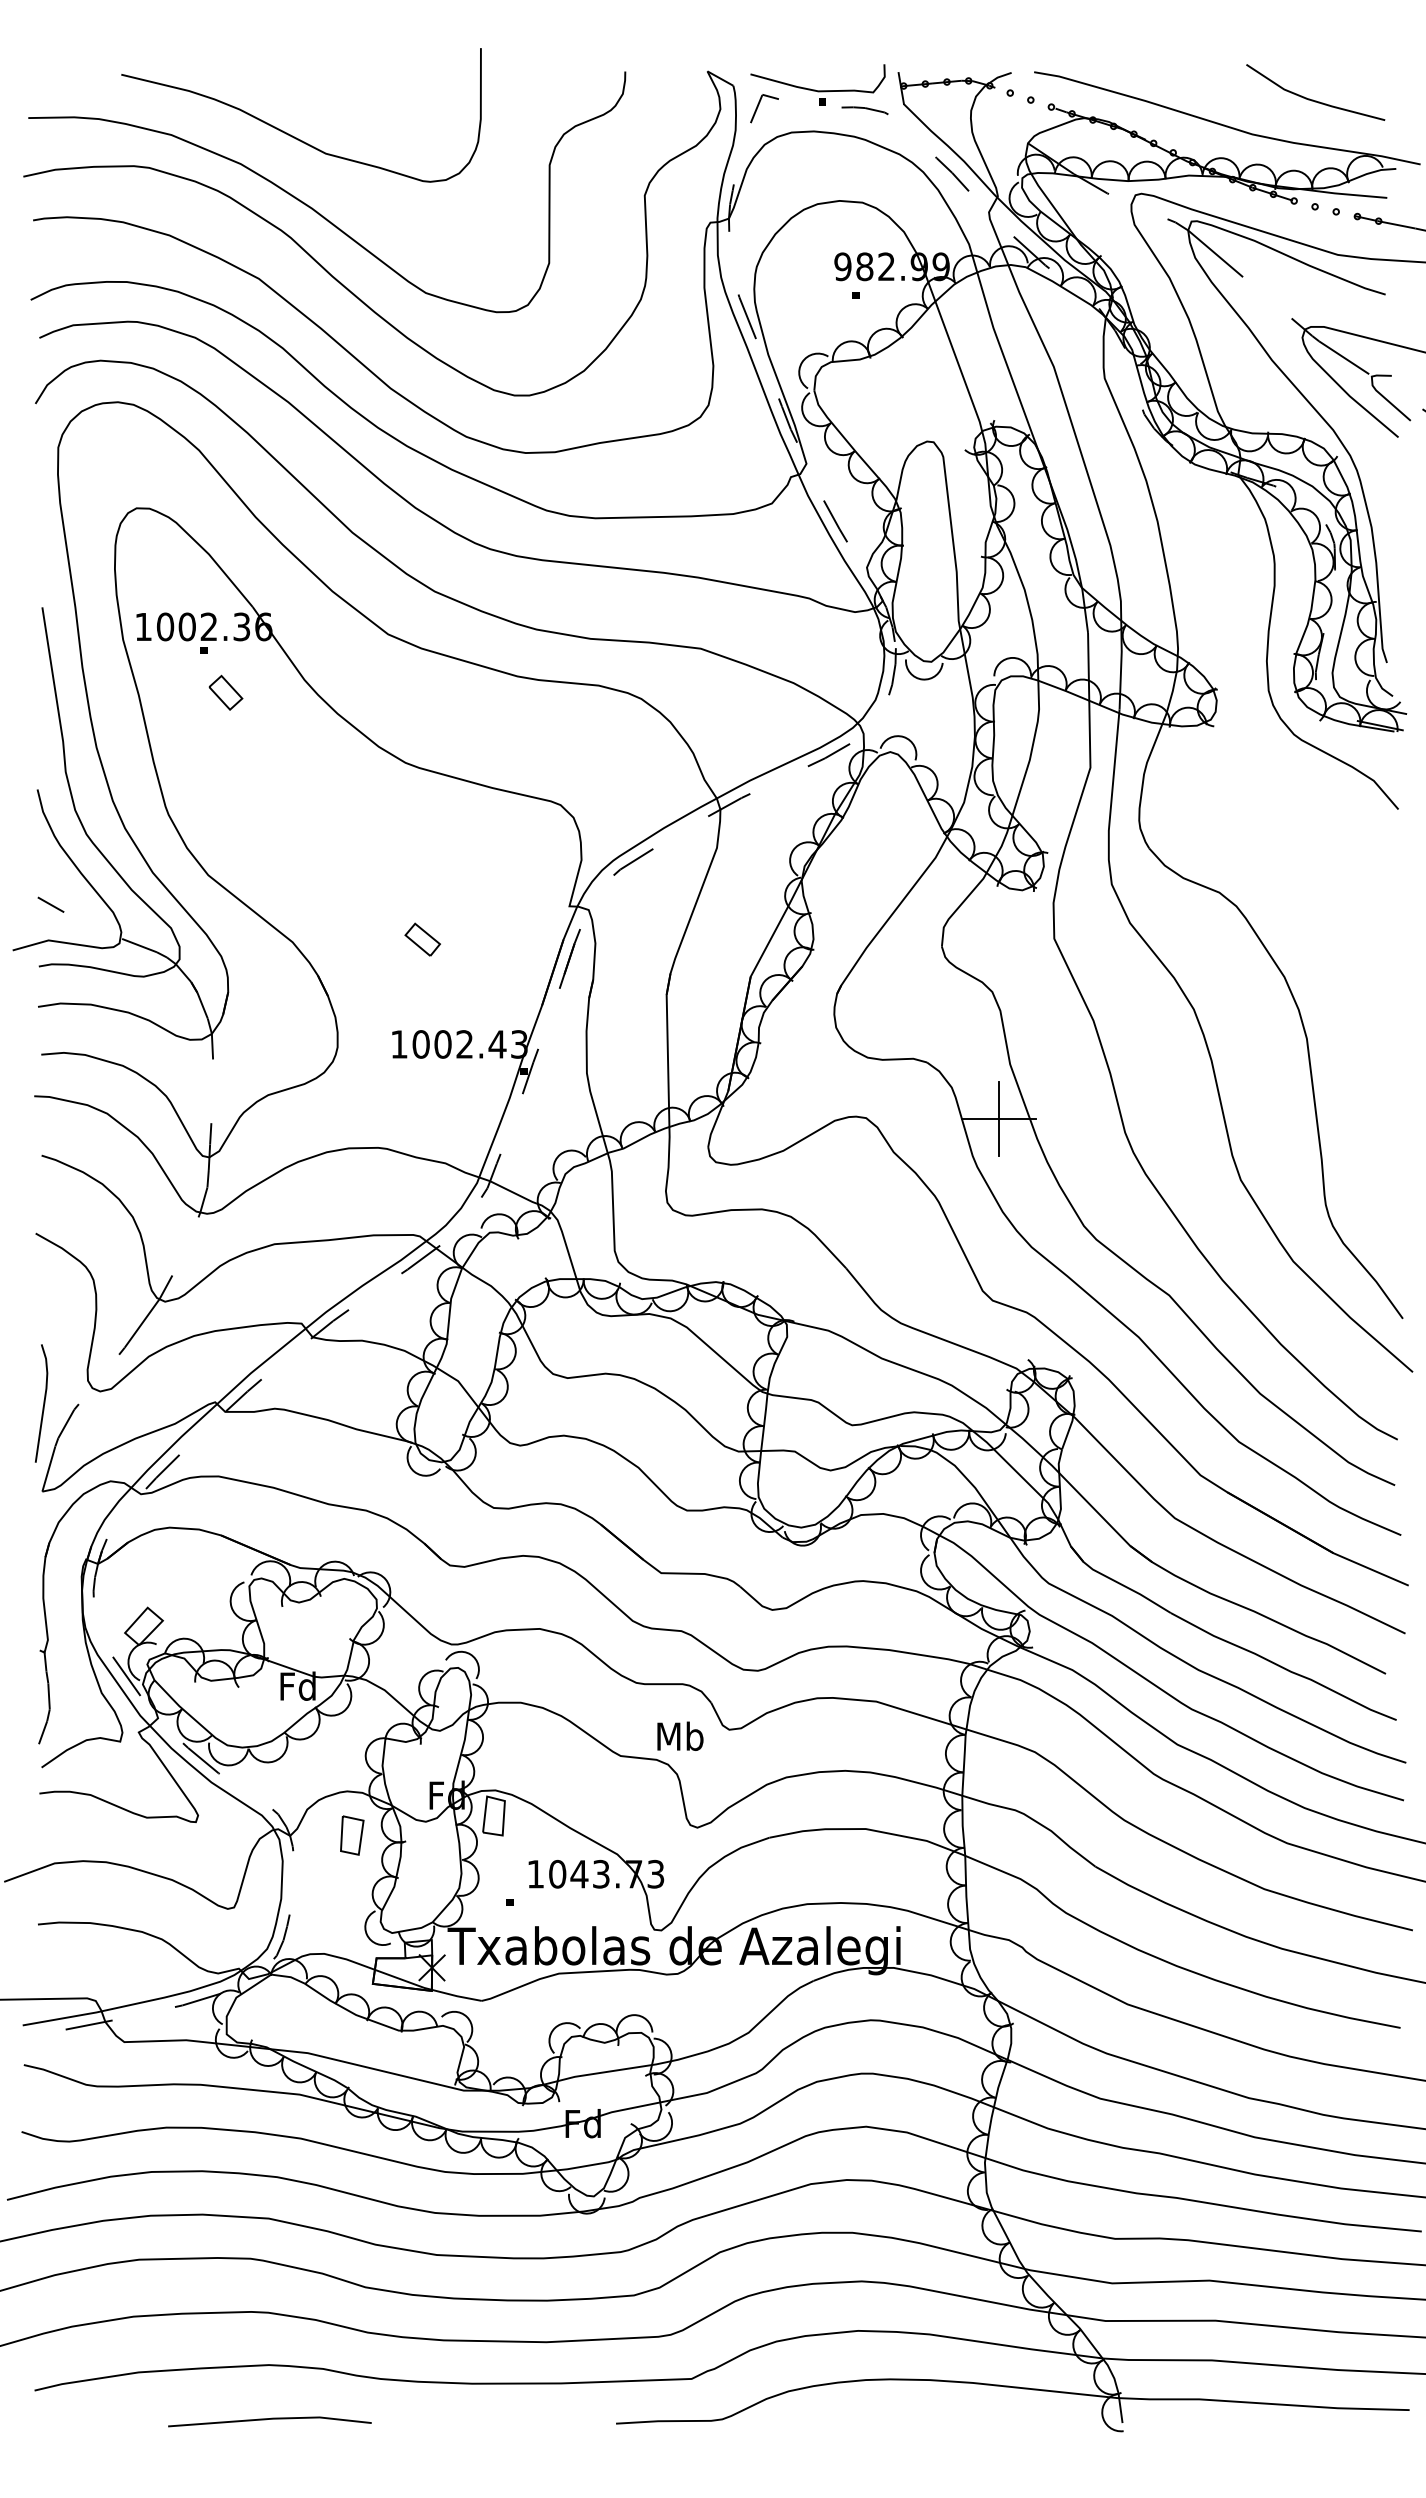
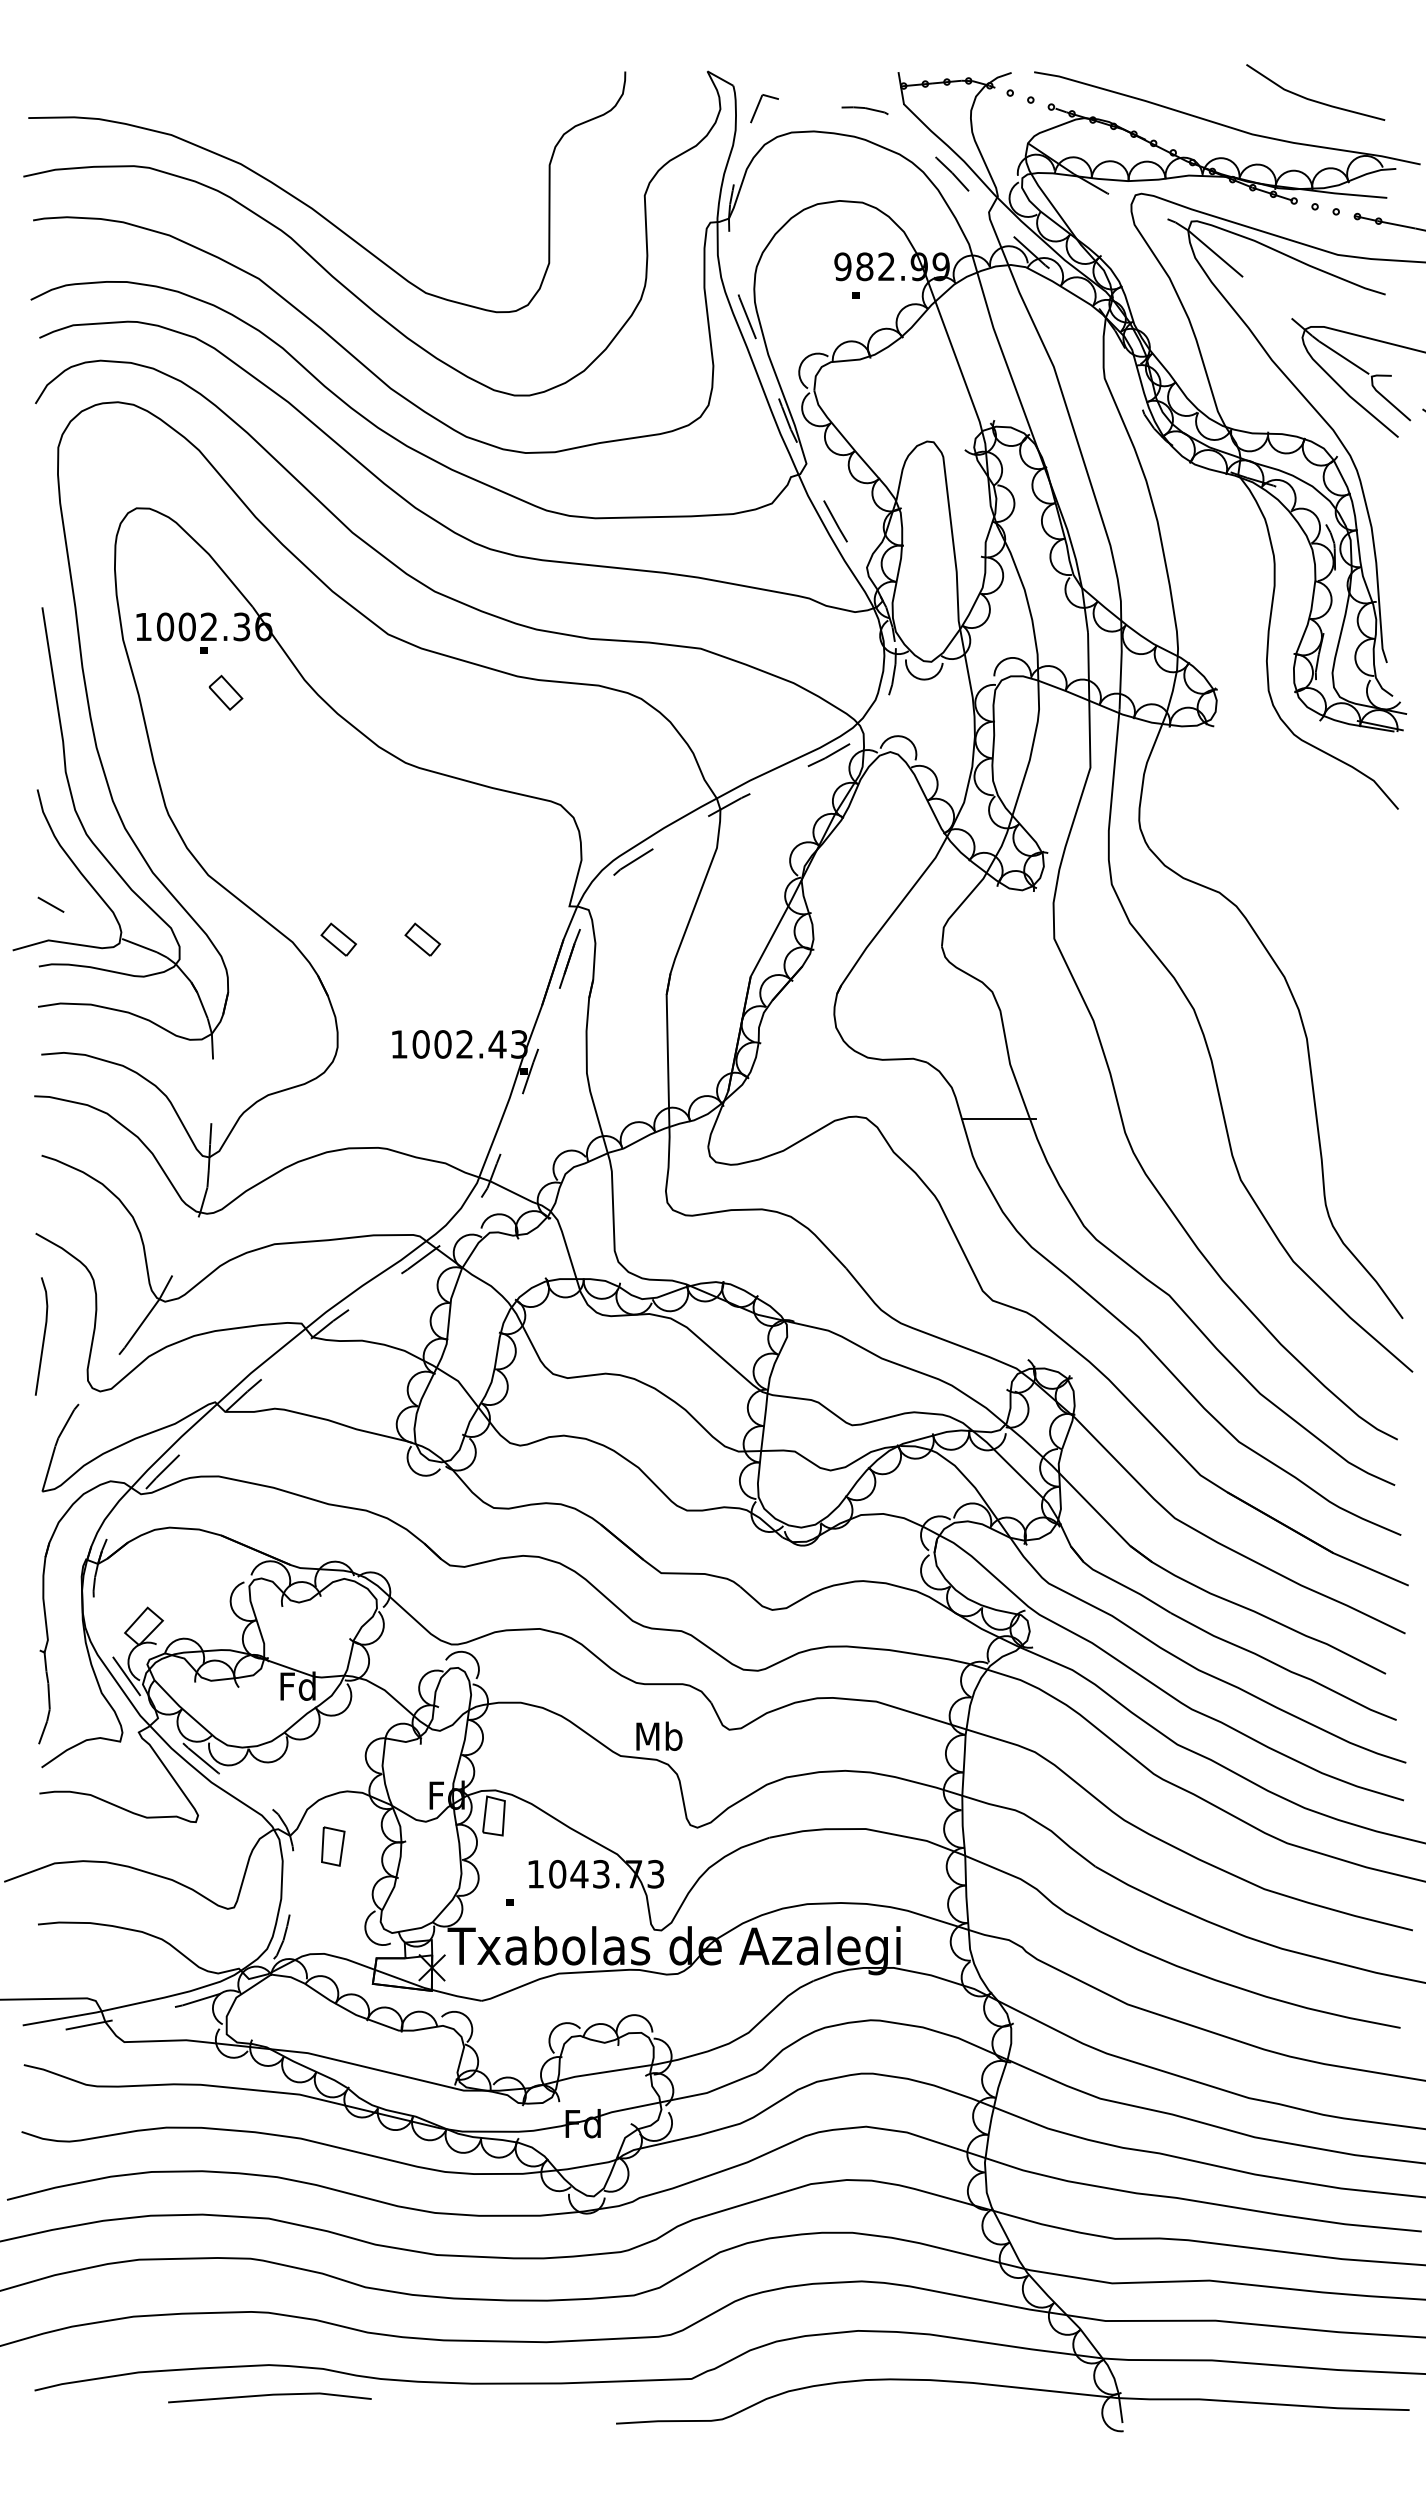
part: present -> none (817, 84)
curve: present -> none (292, 135)
part: none -> present (338, 939)
line: present -> none (998, 1119)
line position: (43, 1403) -> (43, 1336) (43, 1336)
text position: (680, 1735) -> (659, 1735) (659, 1735)
part position: (352, 1835) -> (333, 1846) (333, 1846)
line position: (269, 2419) -> (269, 2395) (269, 2395)
